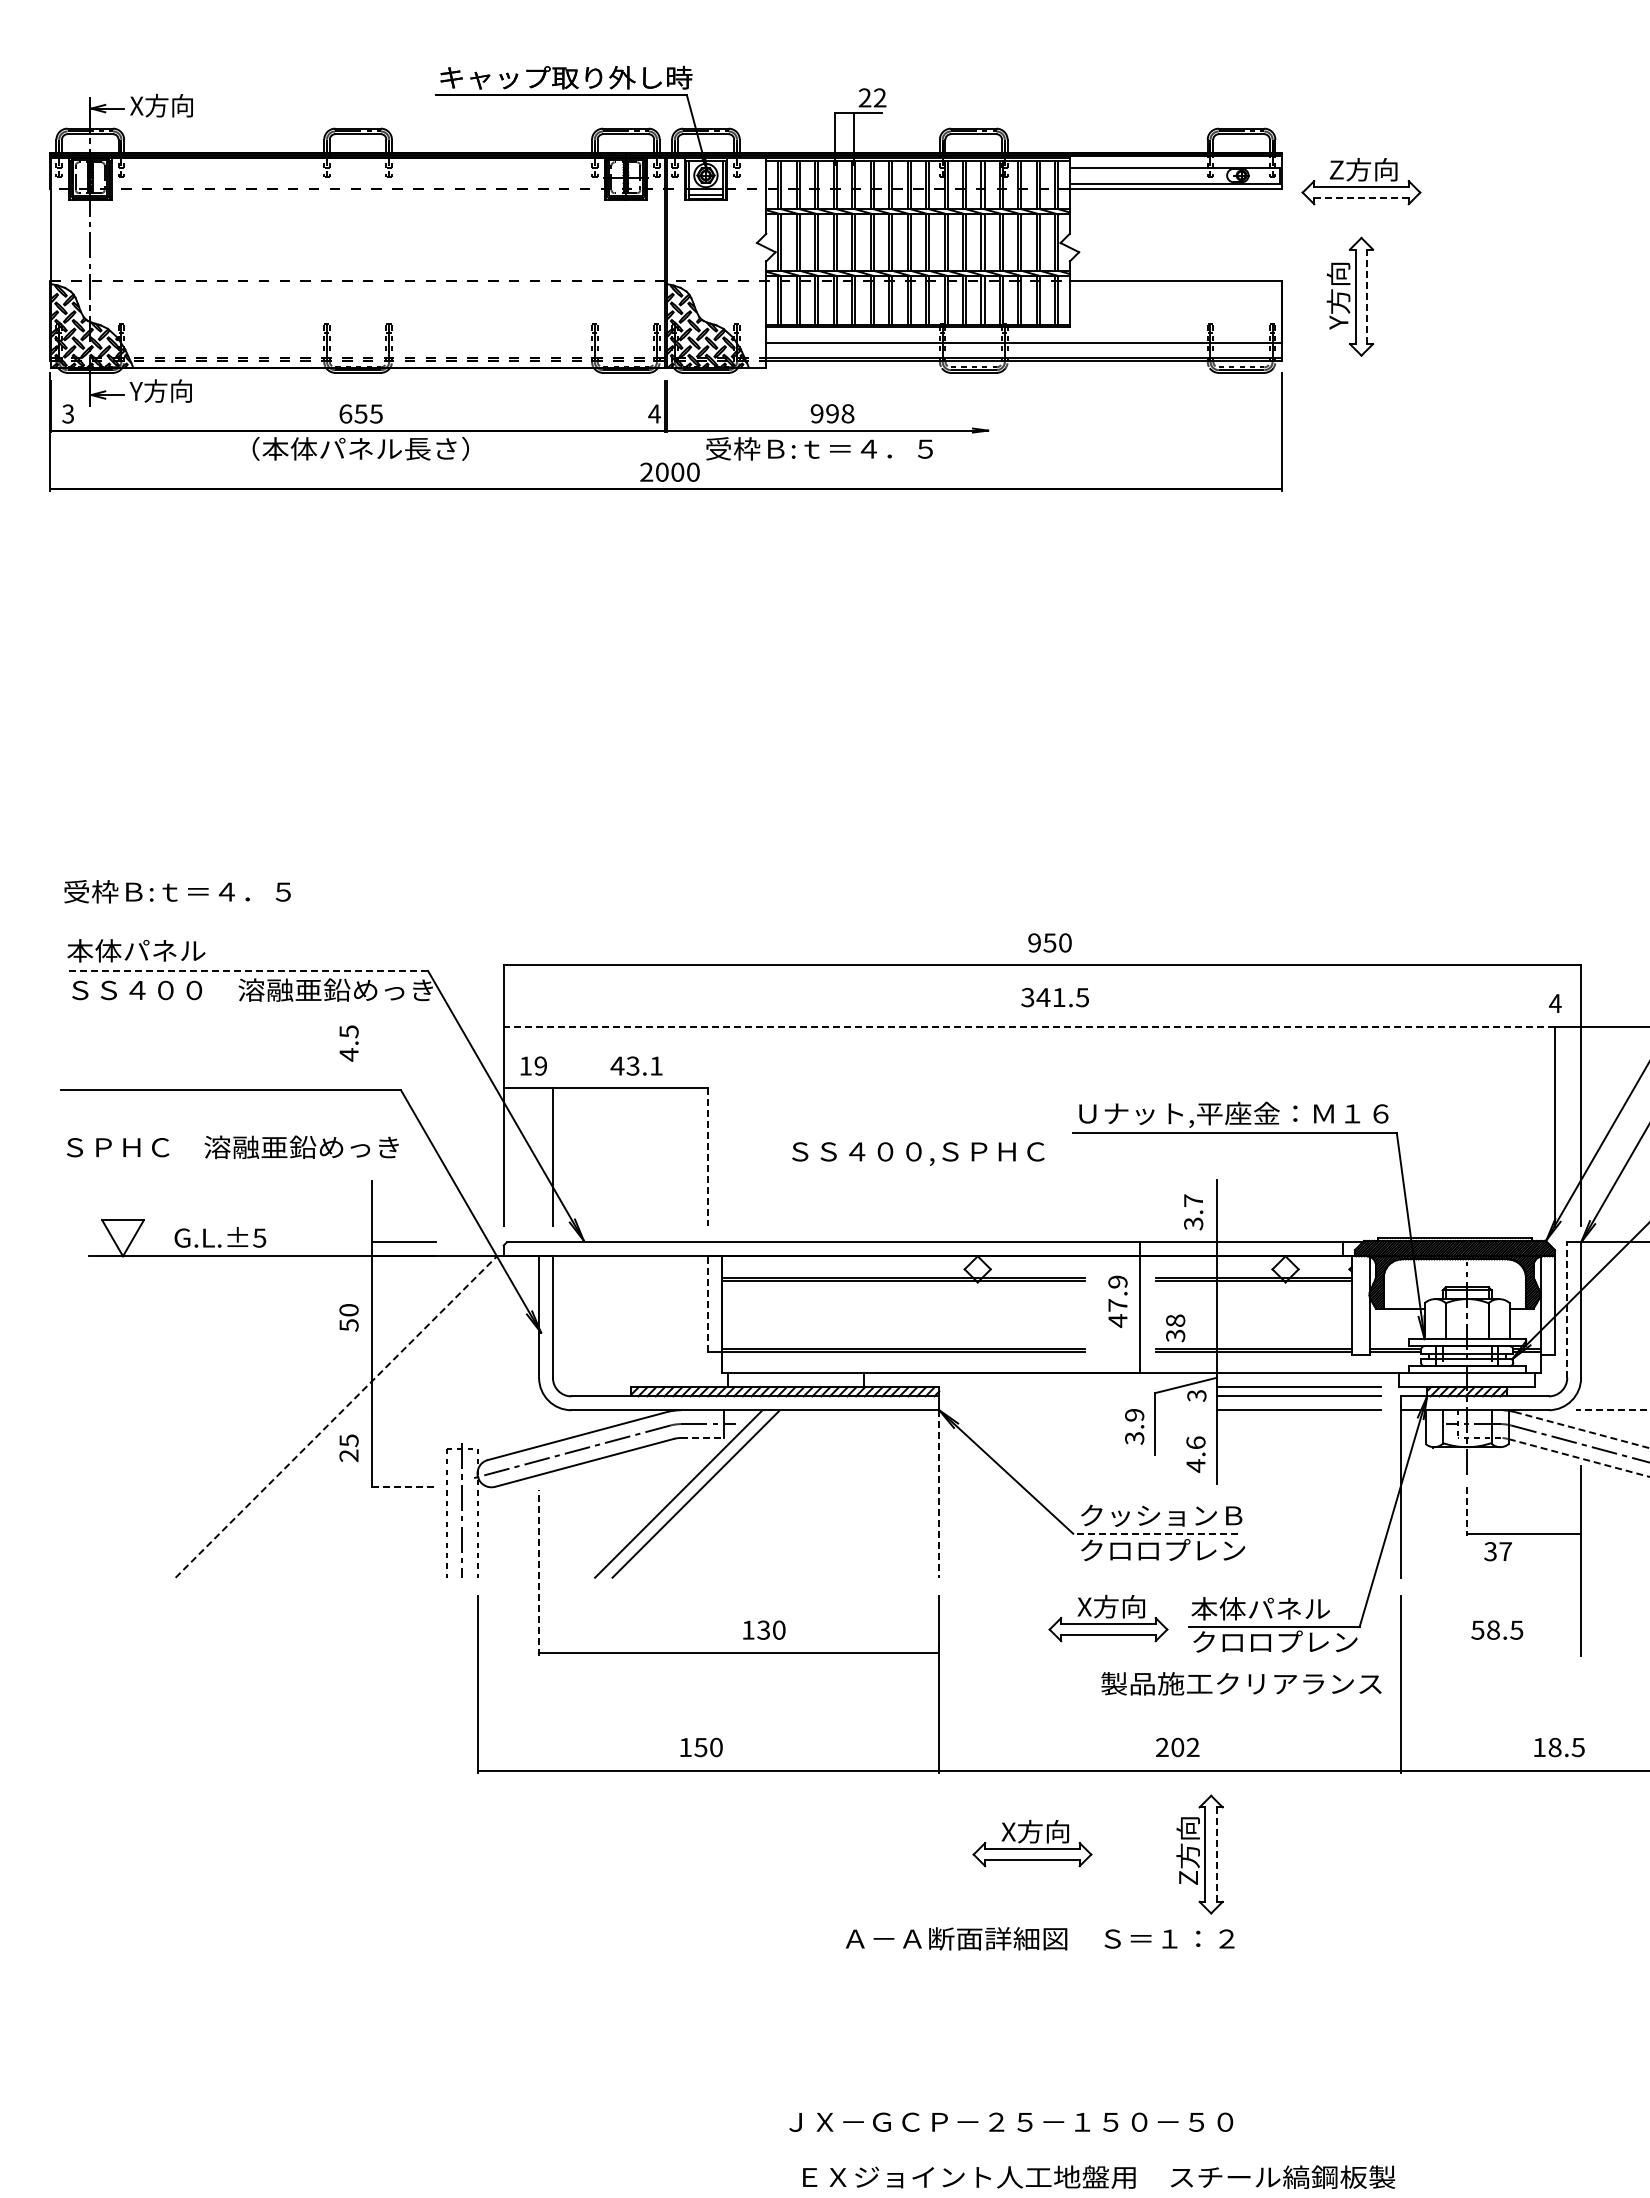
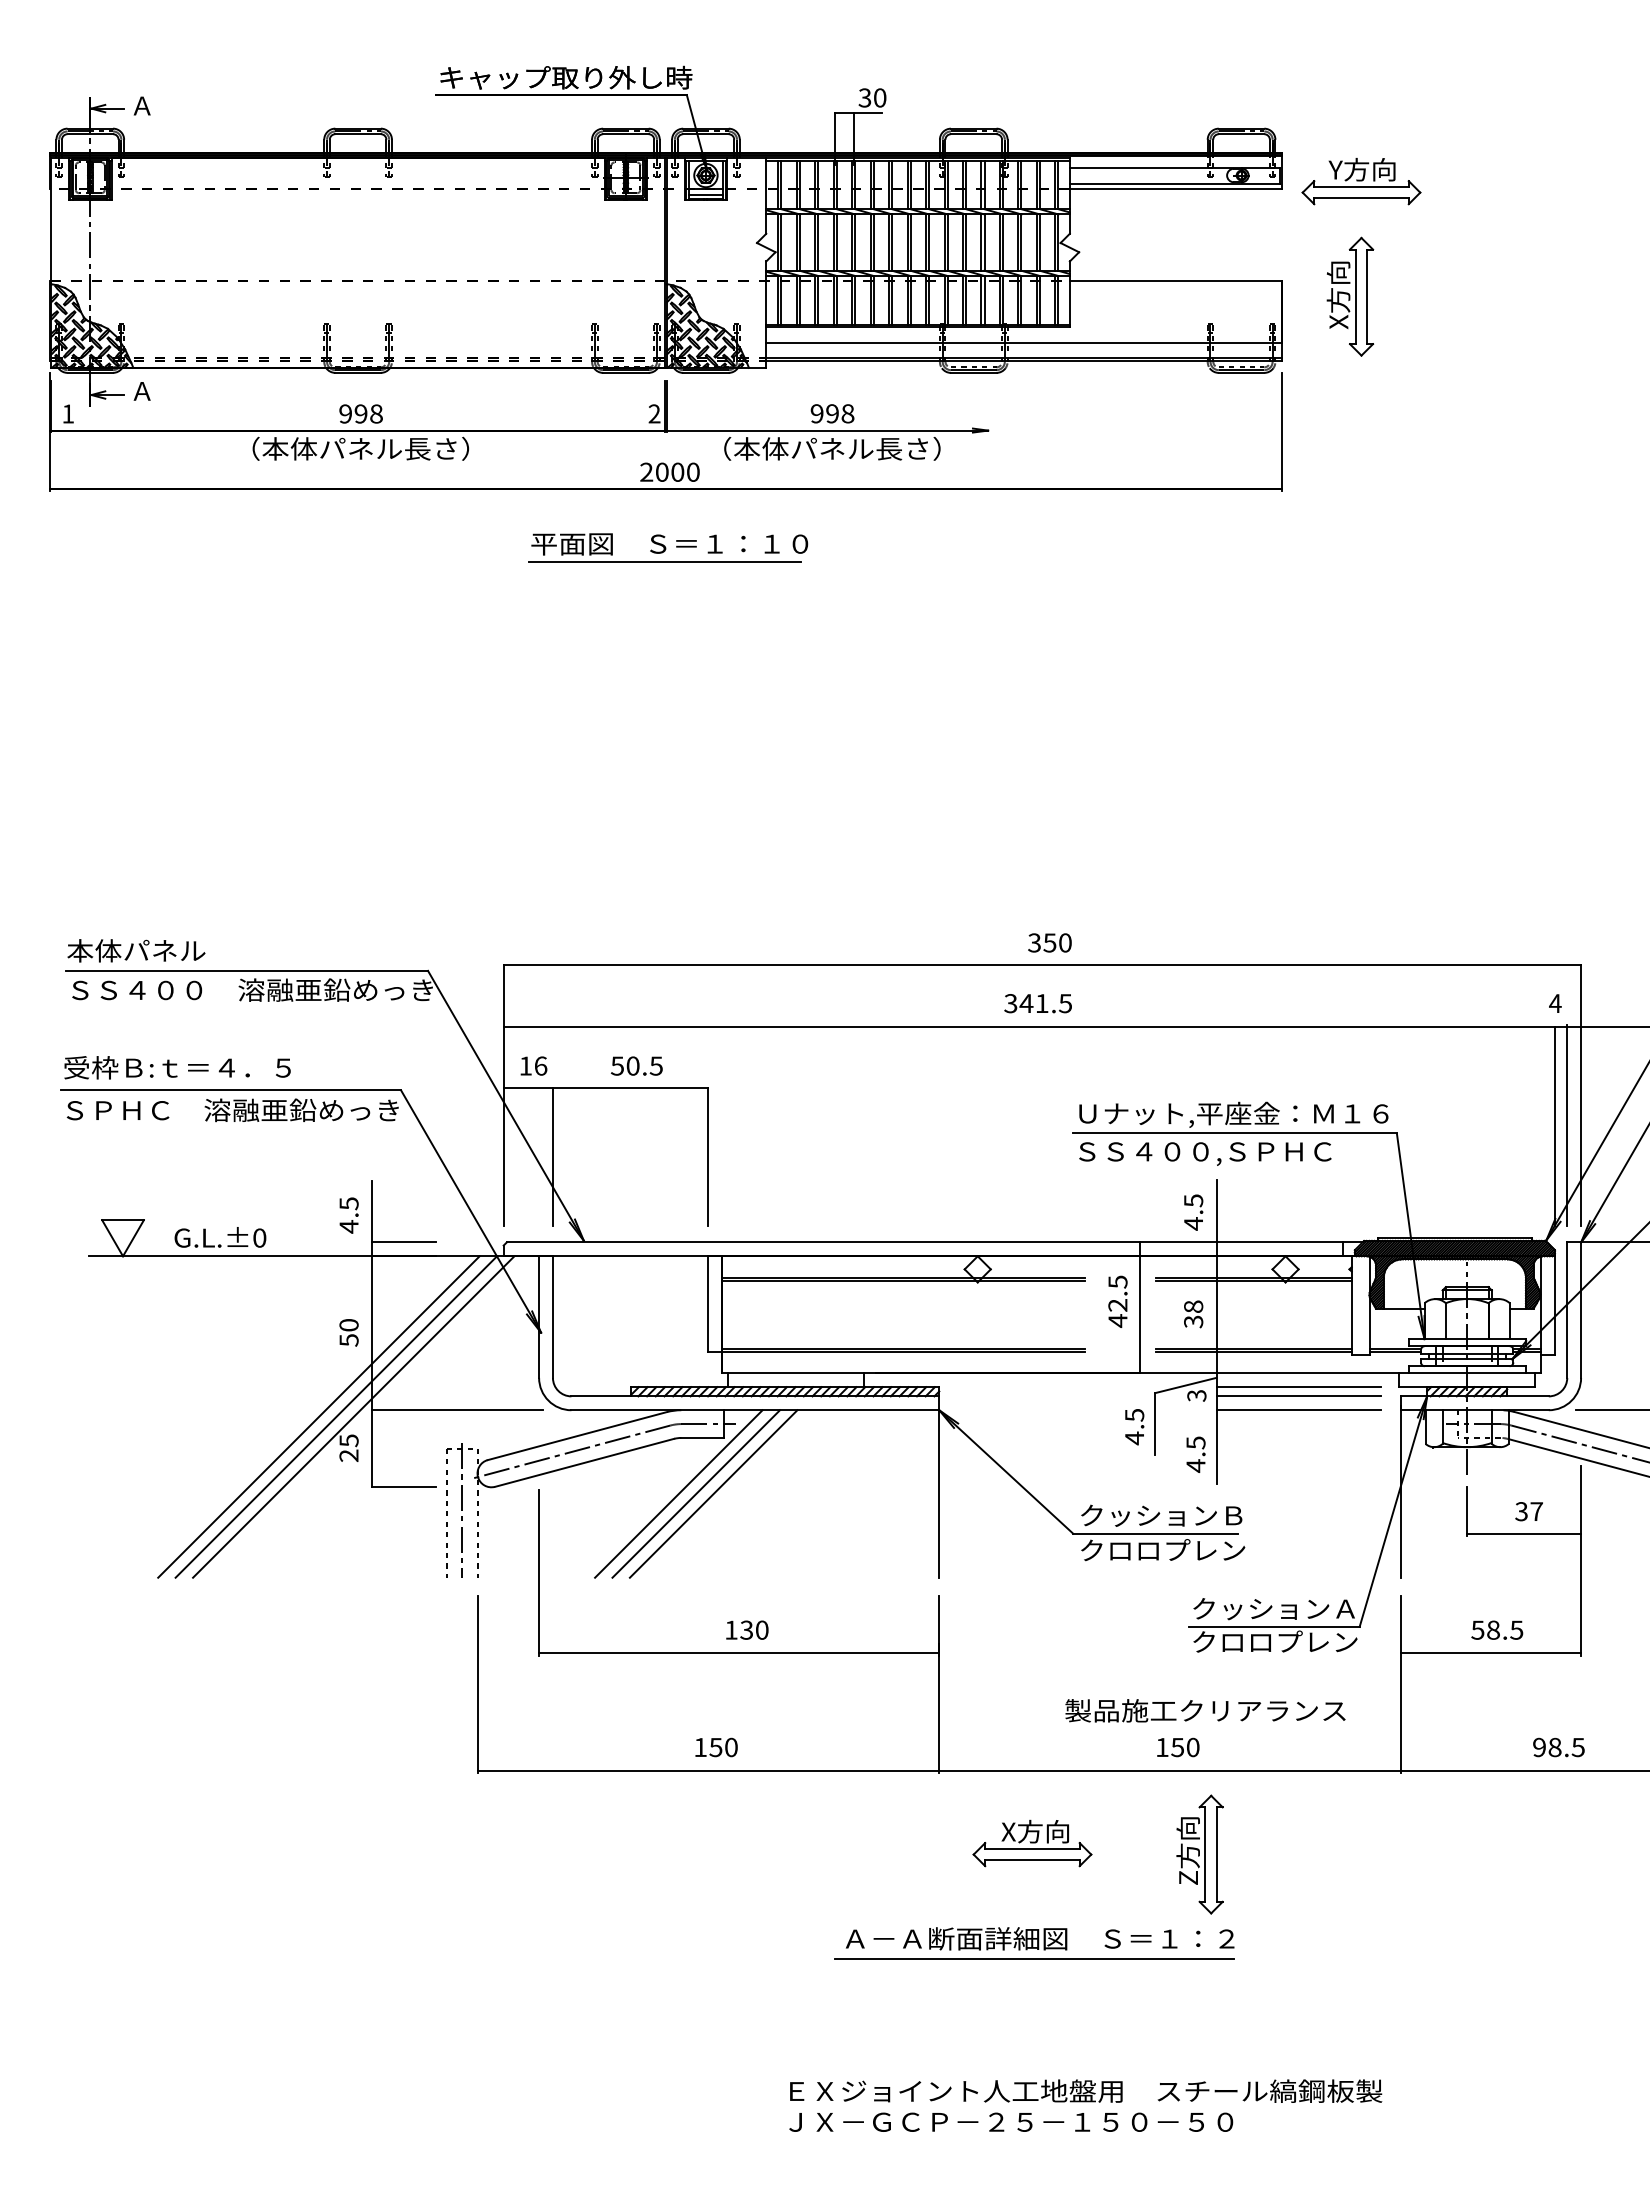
text: 22 -> 30 (872, 97)
text: X方向 -> Ａ (161, 105)
text: Z方向 -> Y方向 (1362, 169)
line: dashed -> solid (1362, 198)
text: Y方向 -> X方向 (1338, 295)
line: dashed -> solid (1367, 296)
text: Y方向 -> Ａ (160, 390)
text: 3 -> 1 (67, 413)
text: 655 -> 998 (360, 413)
text: 4 -> 2 (654, 413)
text: 受枠Ｂ:ｔ＝４．５ -> （本体パネル長さ） (823, 448)
part: none -> present (668, 547)
text position: (177, 891) -> (177, 1067) (177, 1067)
text: 950 -> 350 (1034, 942)
line: dashed -> solid (246, 970)
text position: (1054, 997) -> (1037, 1003) (1037, 1003)
line: dashed -> solid (1029, 1026)
text position: (348, 1043) -> (348, 1215) (348, 1215)
text: 19 -> 16 (540, 1065)
text: 43.1 -> 50.5 (636, 1065)
line: none -> present (1567, 1124)
text position: (232, 1147) -> (232, 1110) (232, 1110)
text position: (918, 1153) -> (1205, 1153) (1205, 1153)
line: dashed -> solid (708, 1157)
text: 3.7 -> 4.5 (1193, 1212)
text: G.L.±5 -> G.L.±0 (259, 1237)
text: 47.9 -> 42.5 (1117, 1293)
line: dashed -> solid (708, 1304)
line: dashed -> solid (1567, 1310)
text position: (348, 1317) -> (348, 1332) (348, 1332)
text position: (1175, 1328) -> (1193, 1314) (1193, 1314)
line: none -> present (457, 1410)
line: dashed -> solid (1612, 1410)
line: none -> present (318, 1416)
line: dashed -> solid (336, 1416)
line: none -> present (353, 1416)
text: 3.9 -> 4.5 (1134, 1427)
line: dashed -> solid (1582, 1430)
line: dashed -> solid (703, 1437)
text: 4.6 -> 4.5 (1195, 1442)
line: dashed -> solid (1579, 1458)
line: dashed -> solid (403, 1487)
line: none -> present (713, 1493)
line: dashed -> solid (939, 1494)
line: dashed -> solid (1467, 1511)
line: dashed -> solid (1155, 1533)
text position: (1497, 1551) -> (1528, 1511) (1528, 1511)
line: dashed -> solid (539, 1572)
text: 本体パネル -> クッションＡ (1272, 1608)
part: present -> none (1108, 1618)
text position: (764, 1629) -> (747, 1629) (747, 1629)
line: none -> present (1491, 1653)
text position: (1241, 1683) -> (1205, 1710) (1205, 1710)
text position: (701, 1747) -> (716, 1747) (716, 1747)
text: 202 -> 150 (1177, 1747)
text: 18.5 -> 98.5 (1539, 1747)
line: dashed -> solid (1216, 1854)
line: none -> present (1034, 1958)
text position: (1099, 2176) -> (1086, 2090) (1086, 2090)
